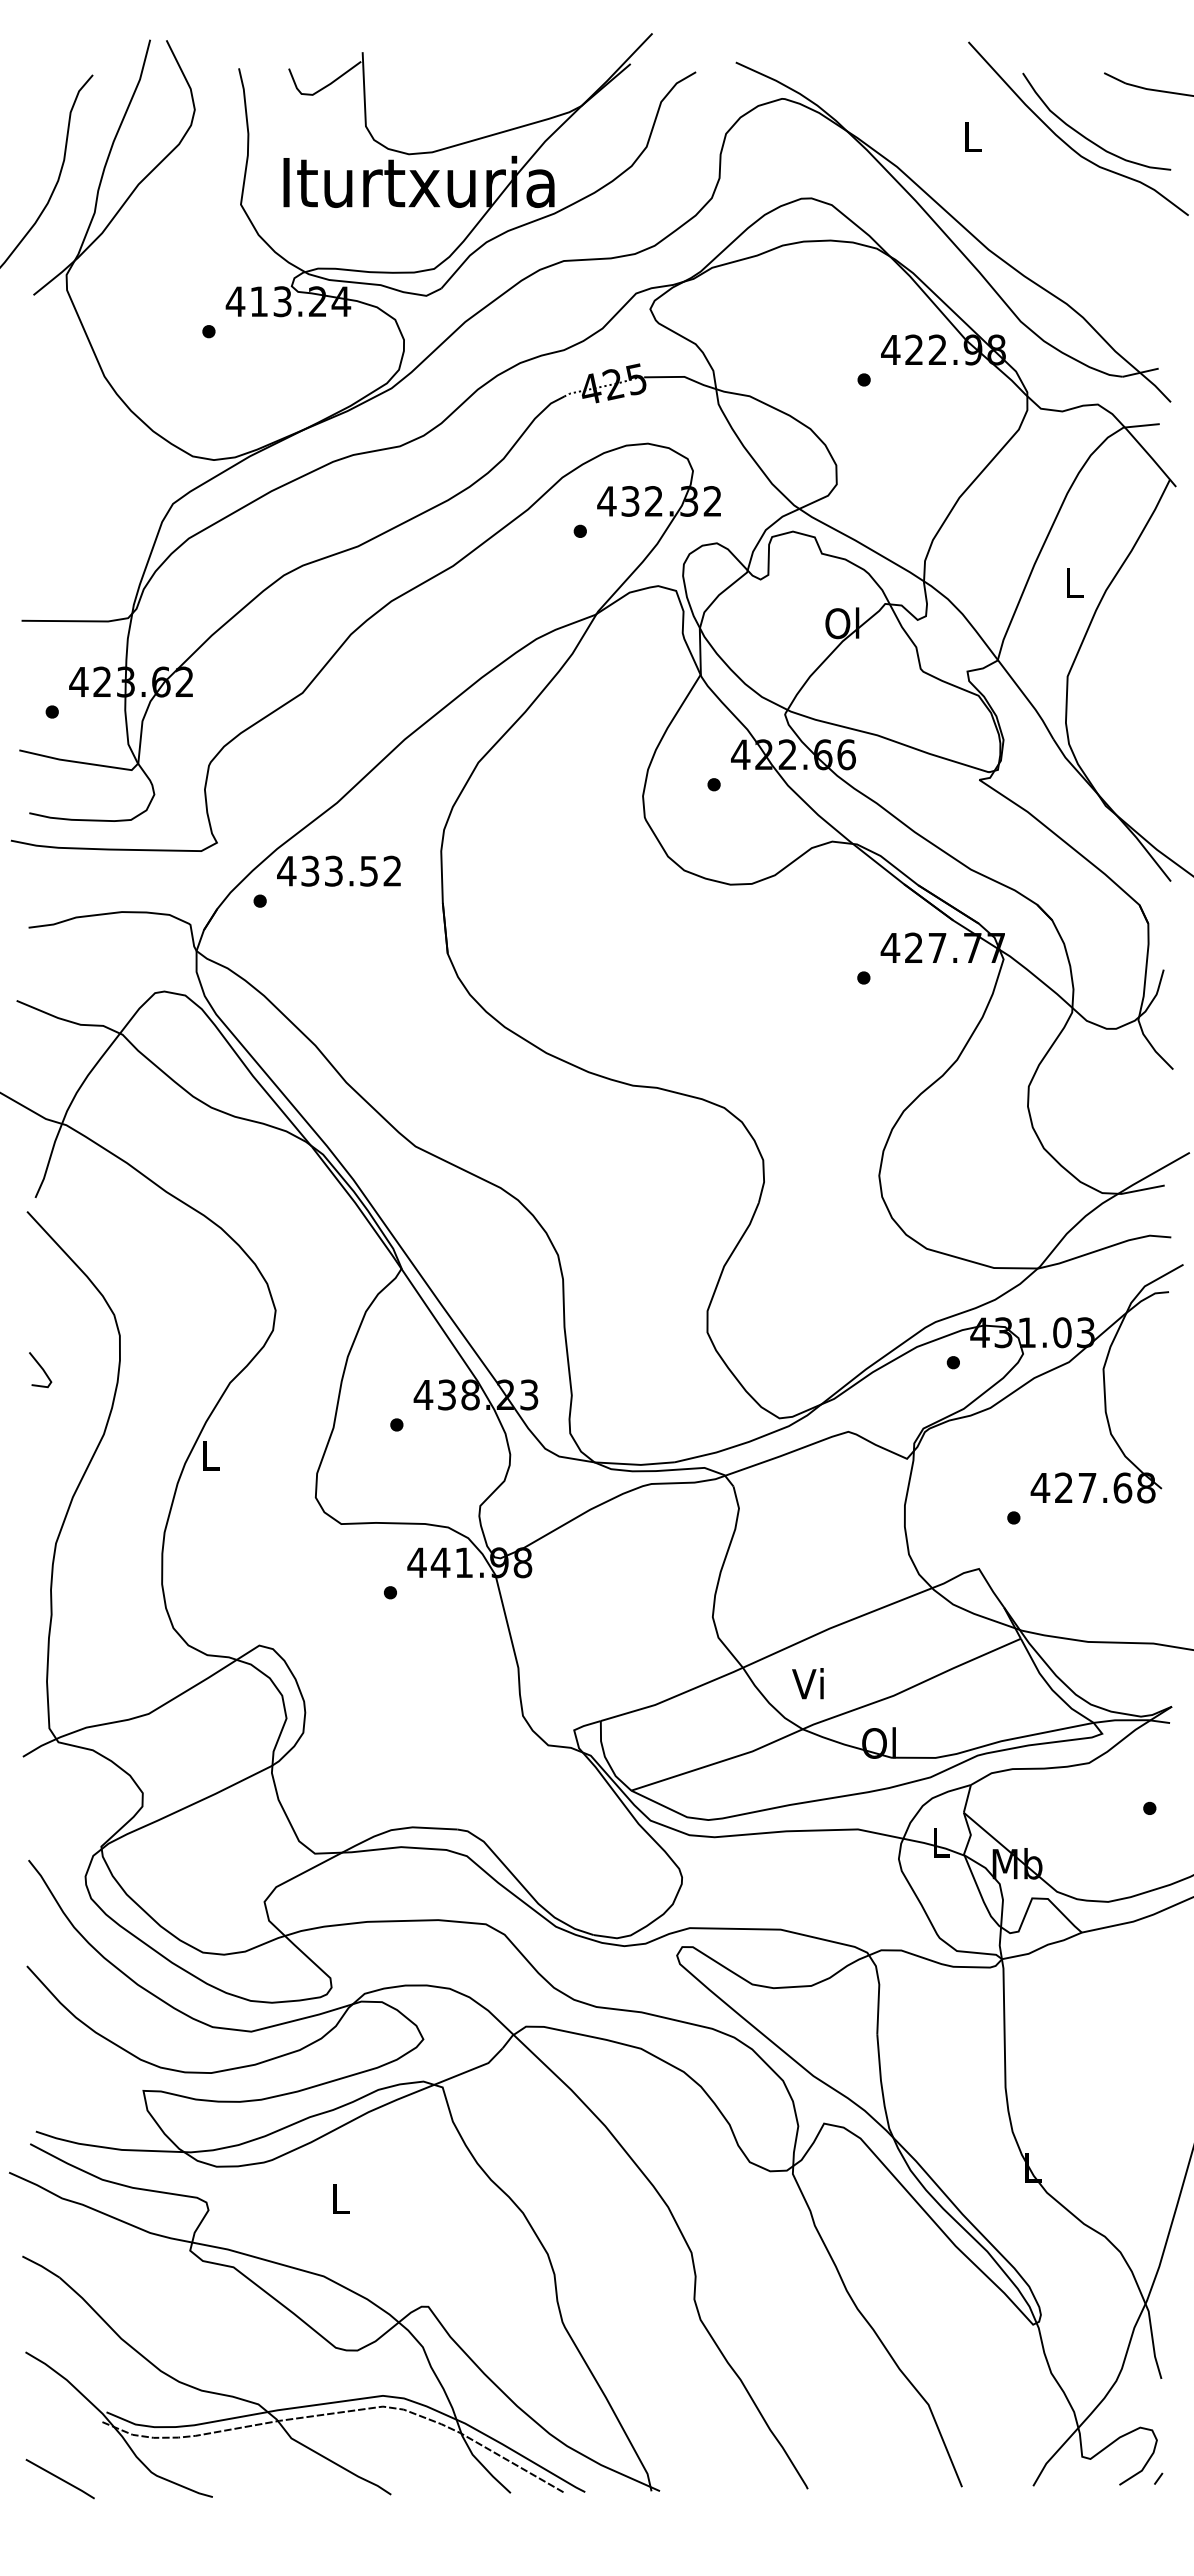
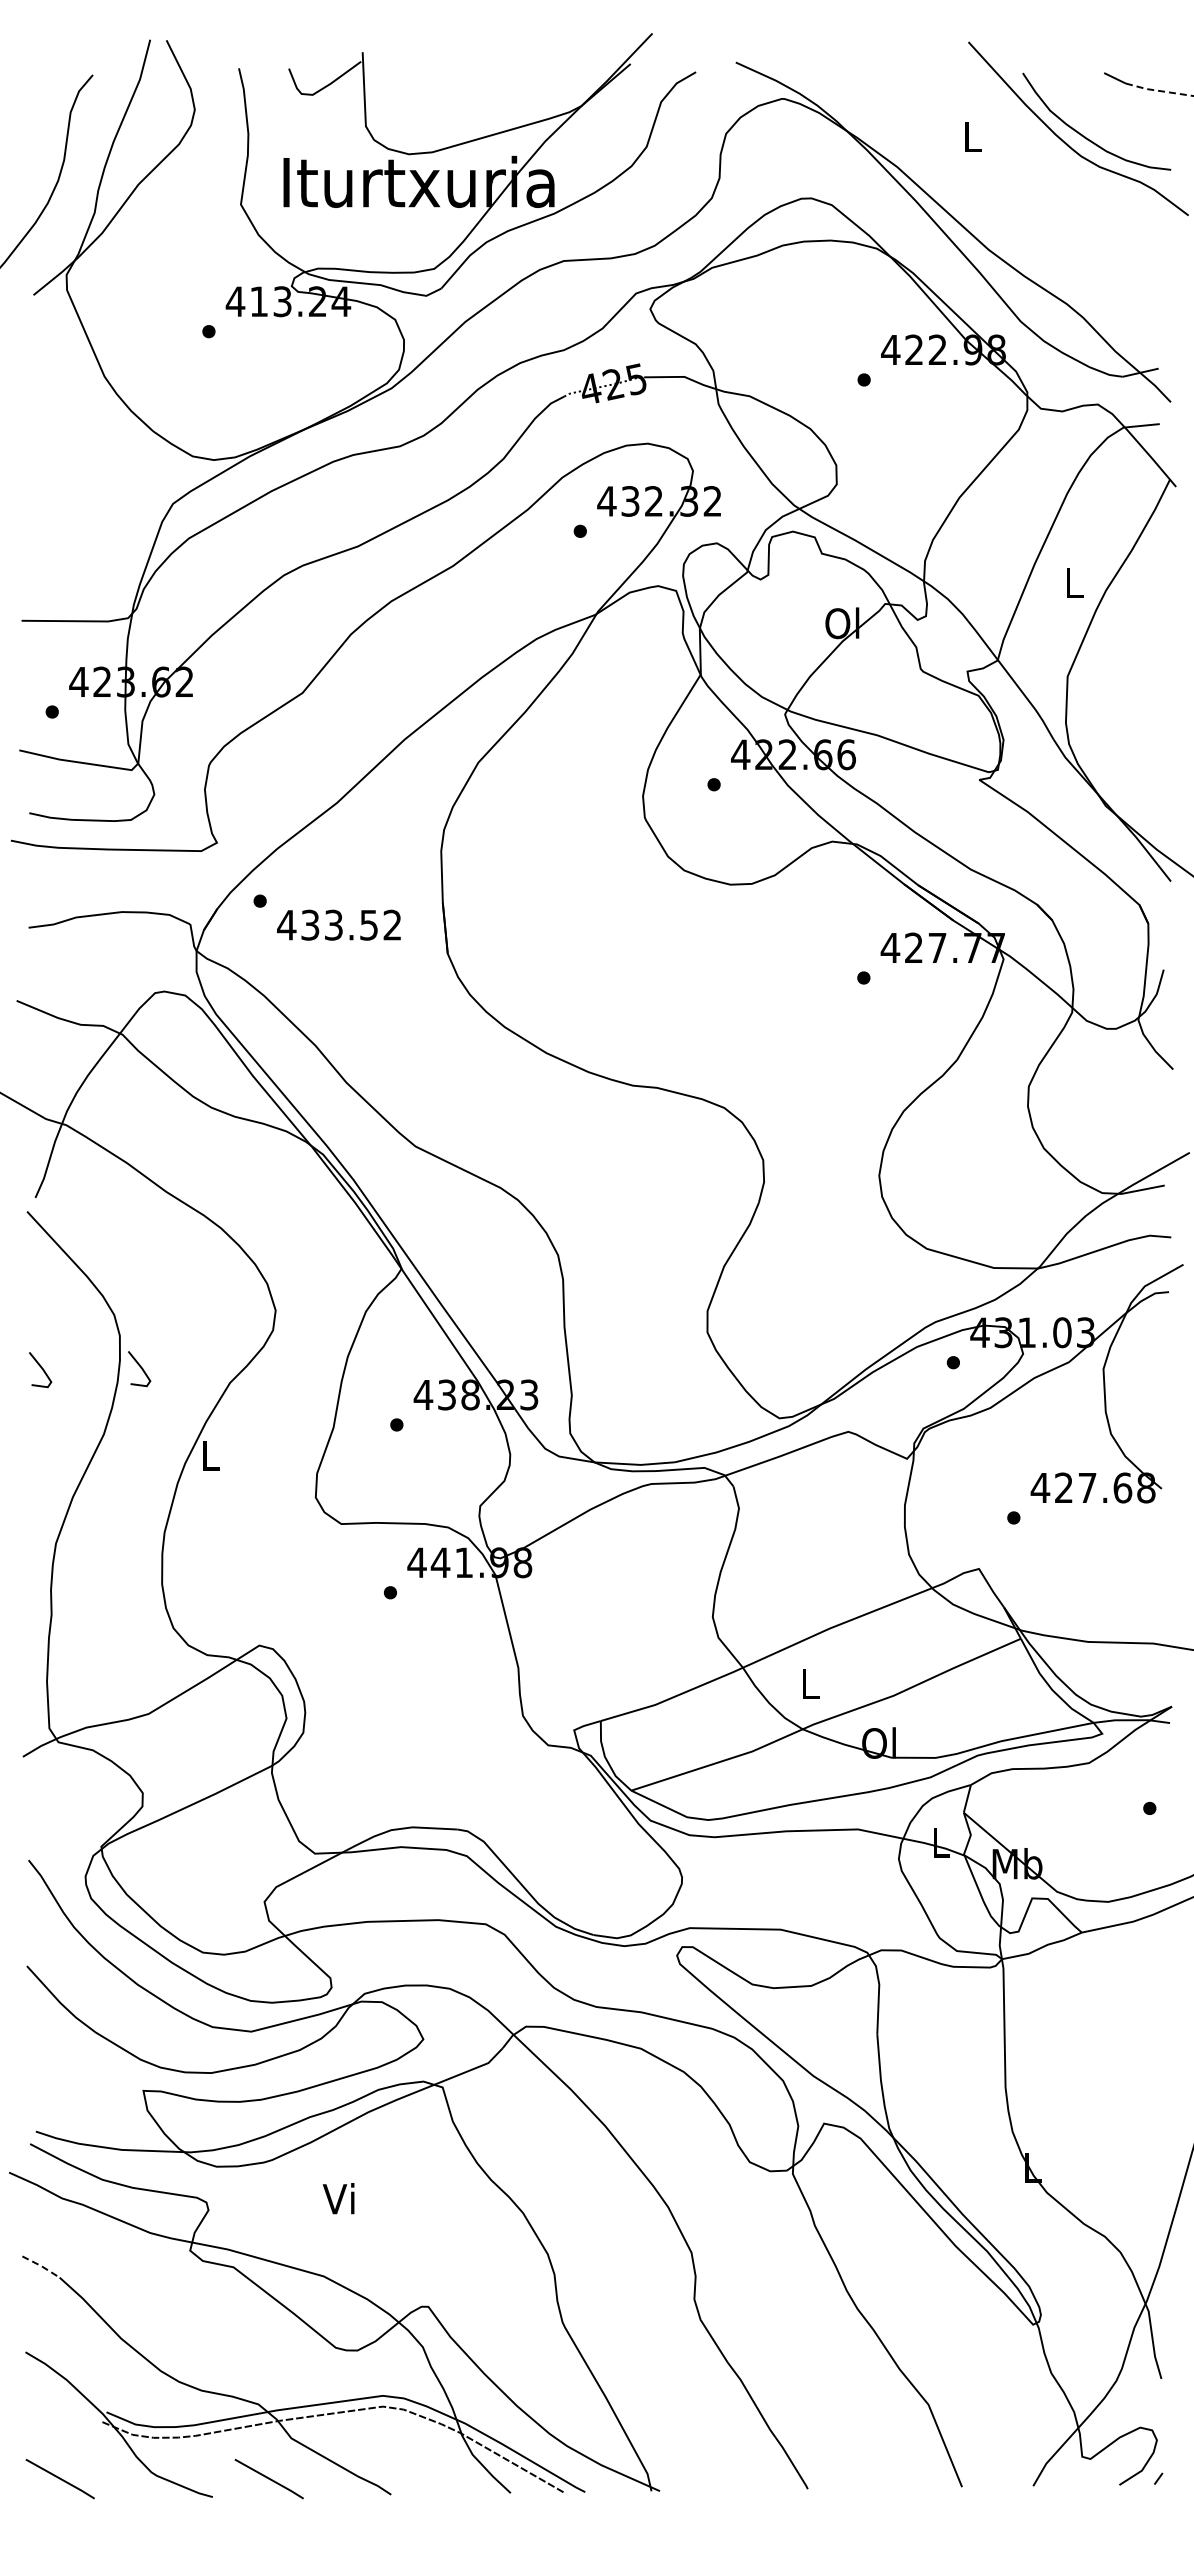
line: solid -> dashed (1159, 90)
text position: (338, 870) -> (338, 924) (338, 924)
line: none -> present (140, 1368)
text: Vi -> L (807, 1683)
text: L -> Vi (338, 2198)
line: solid -> dashed (41, 2266)
line: none -> present (268, 2478)
